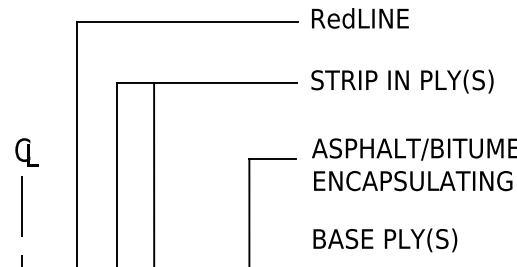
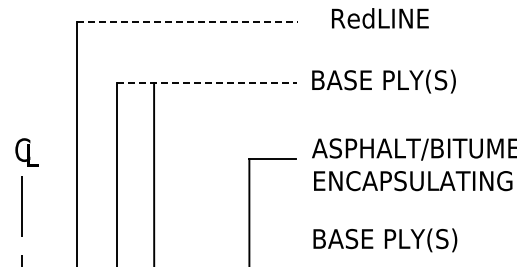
text position: (360, 18) -> (380, 18) (380, 18)
line: solid -> dashed (188, 21)
text: STRIP IN PLY(S) -> BASE PLY(S) (402, 81)
line: solid -> dashed (207, 82)
